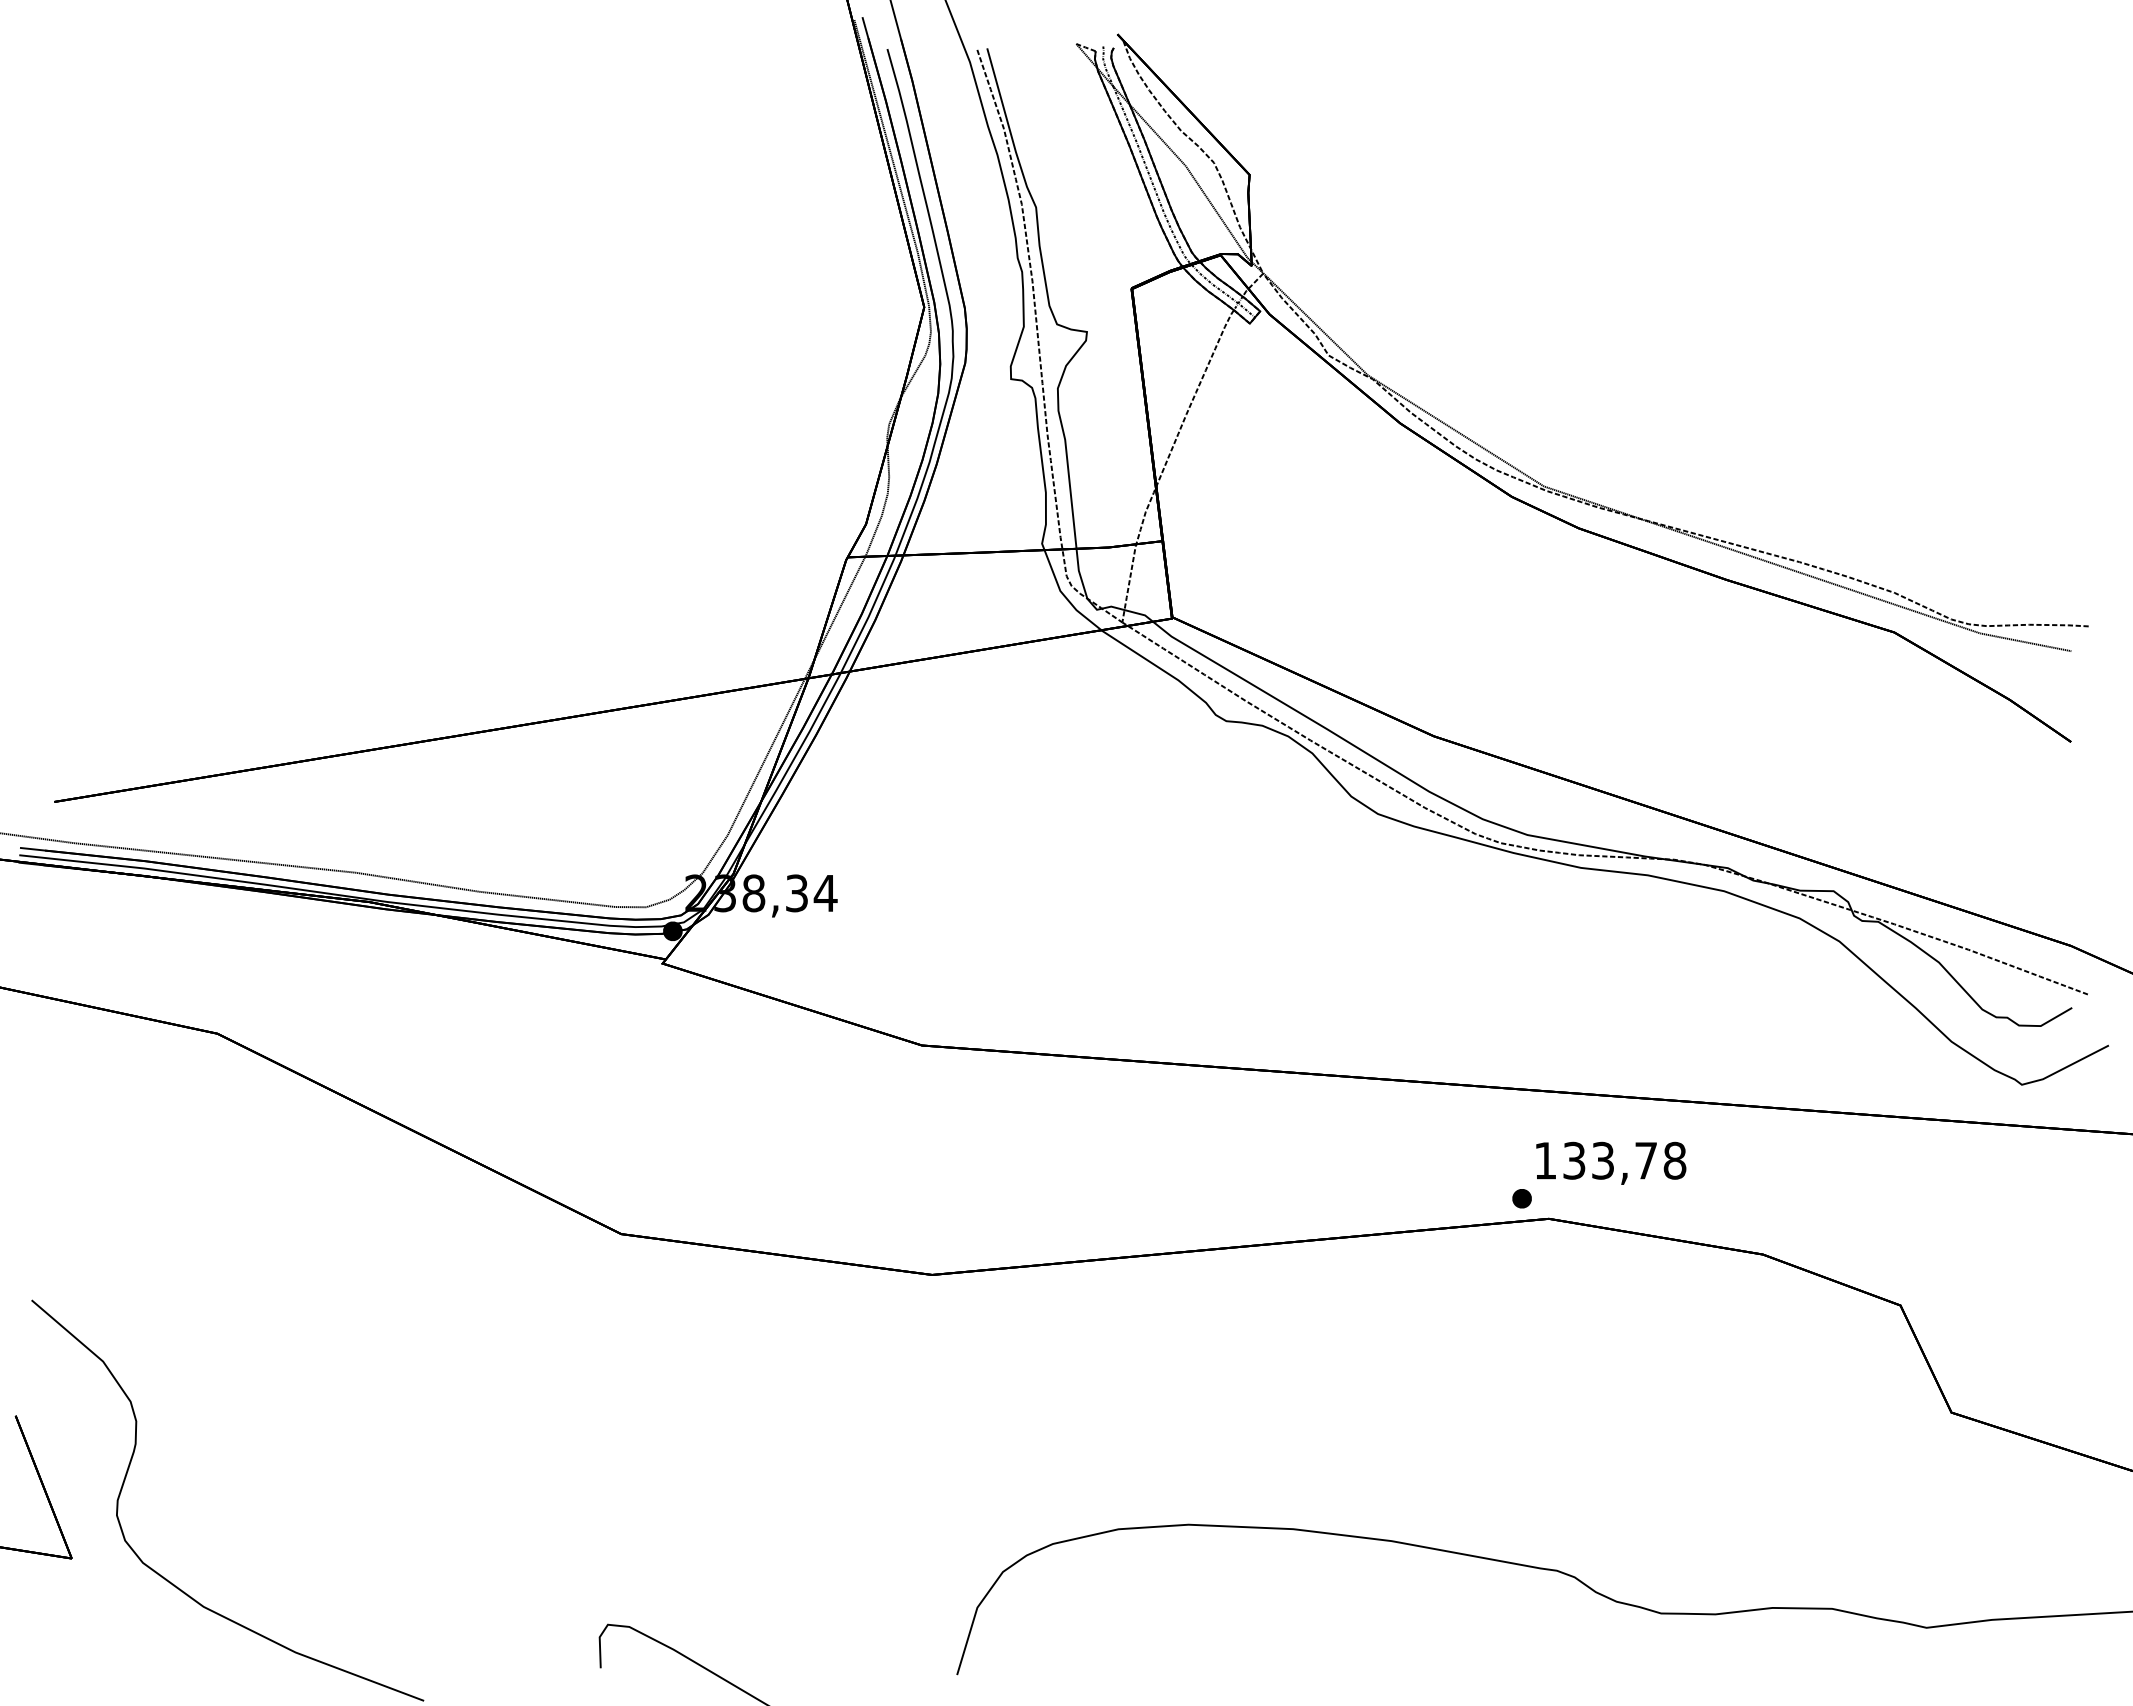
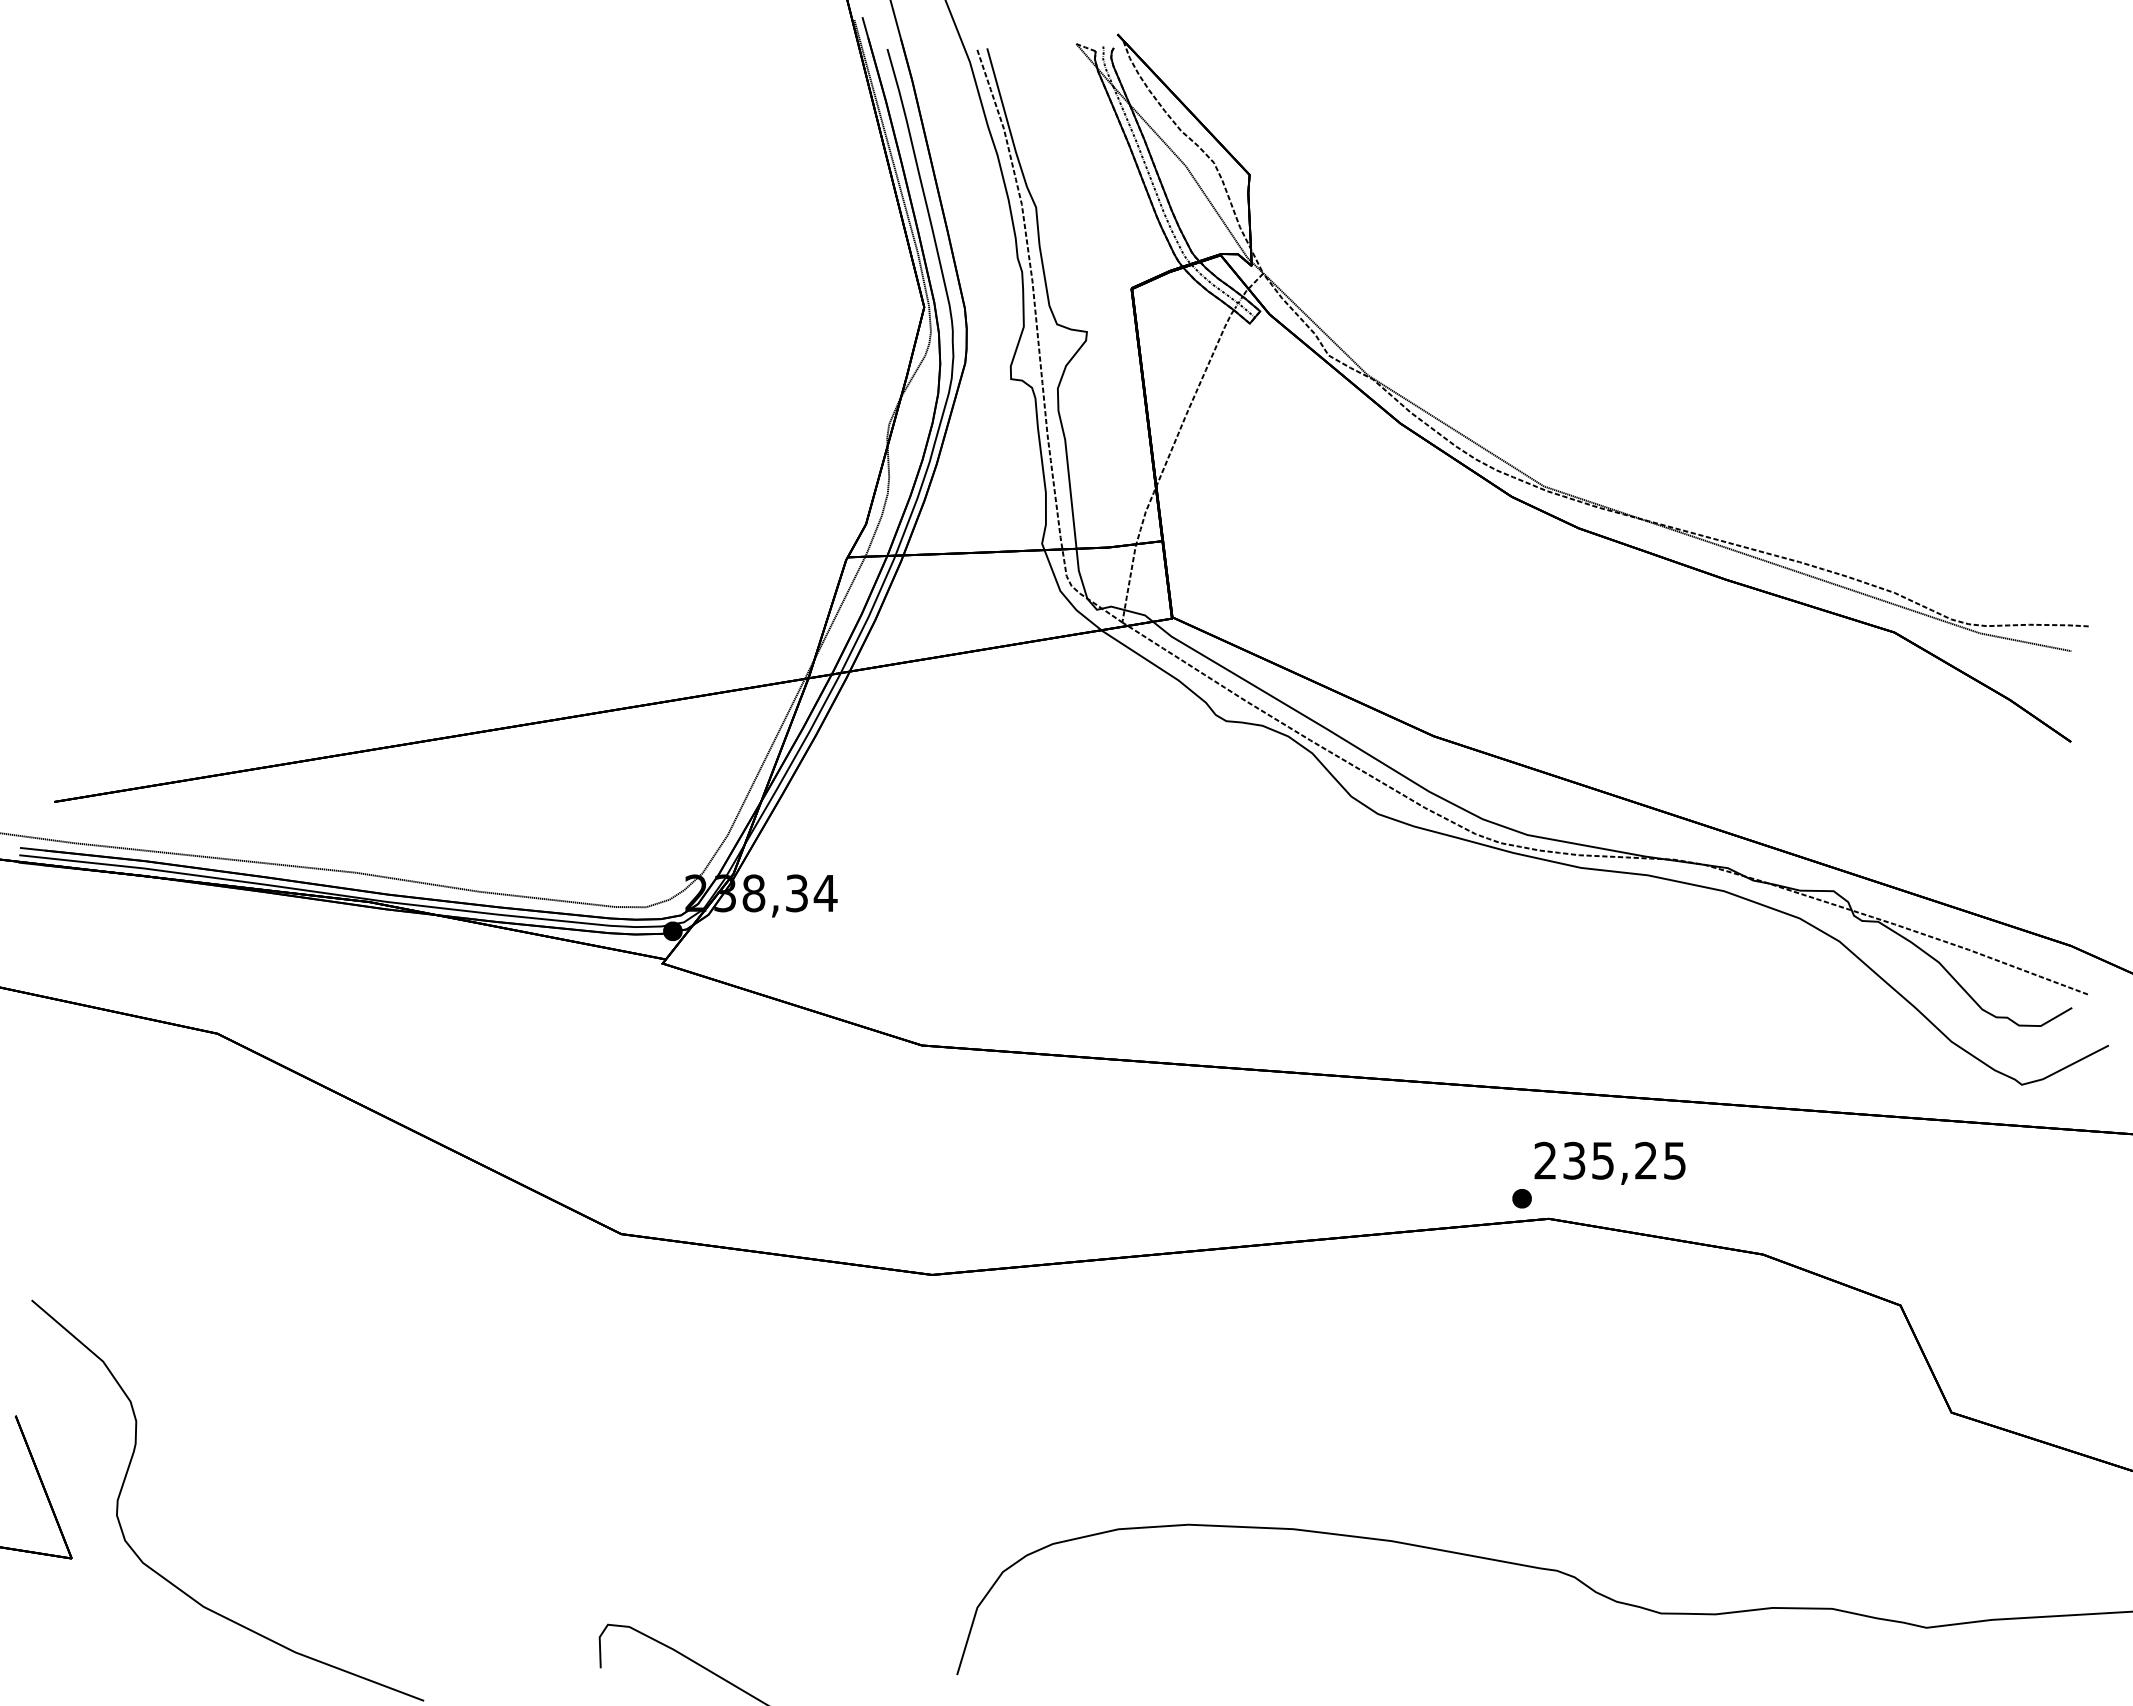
text: 133,78 -> 235,25 (1610, 1160)
